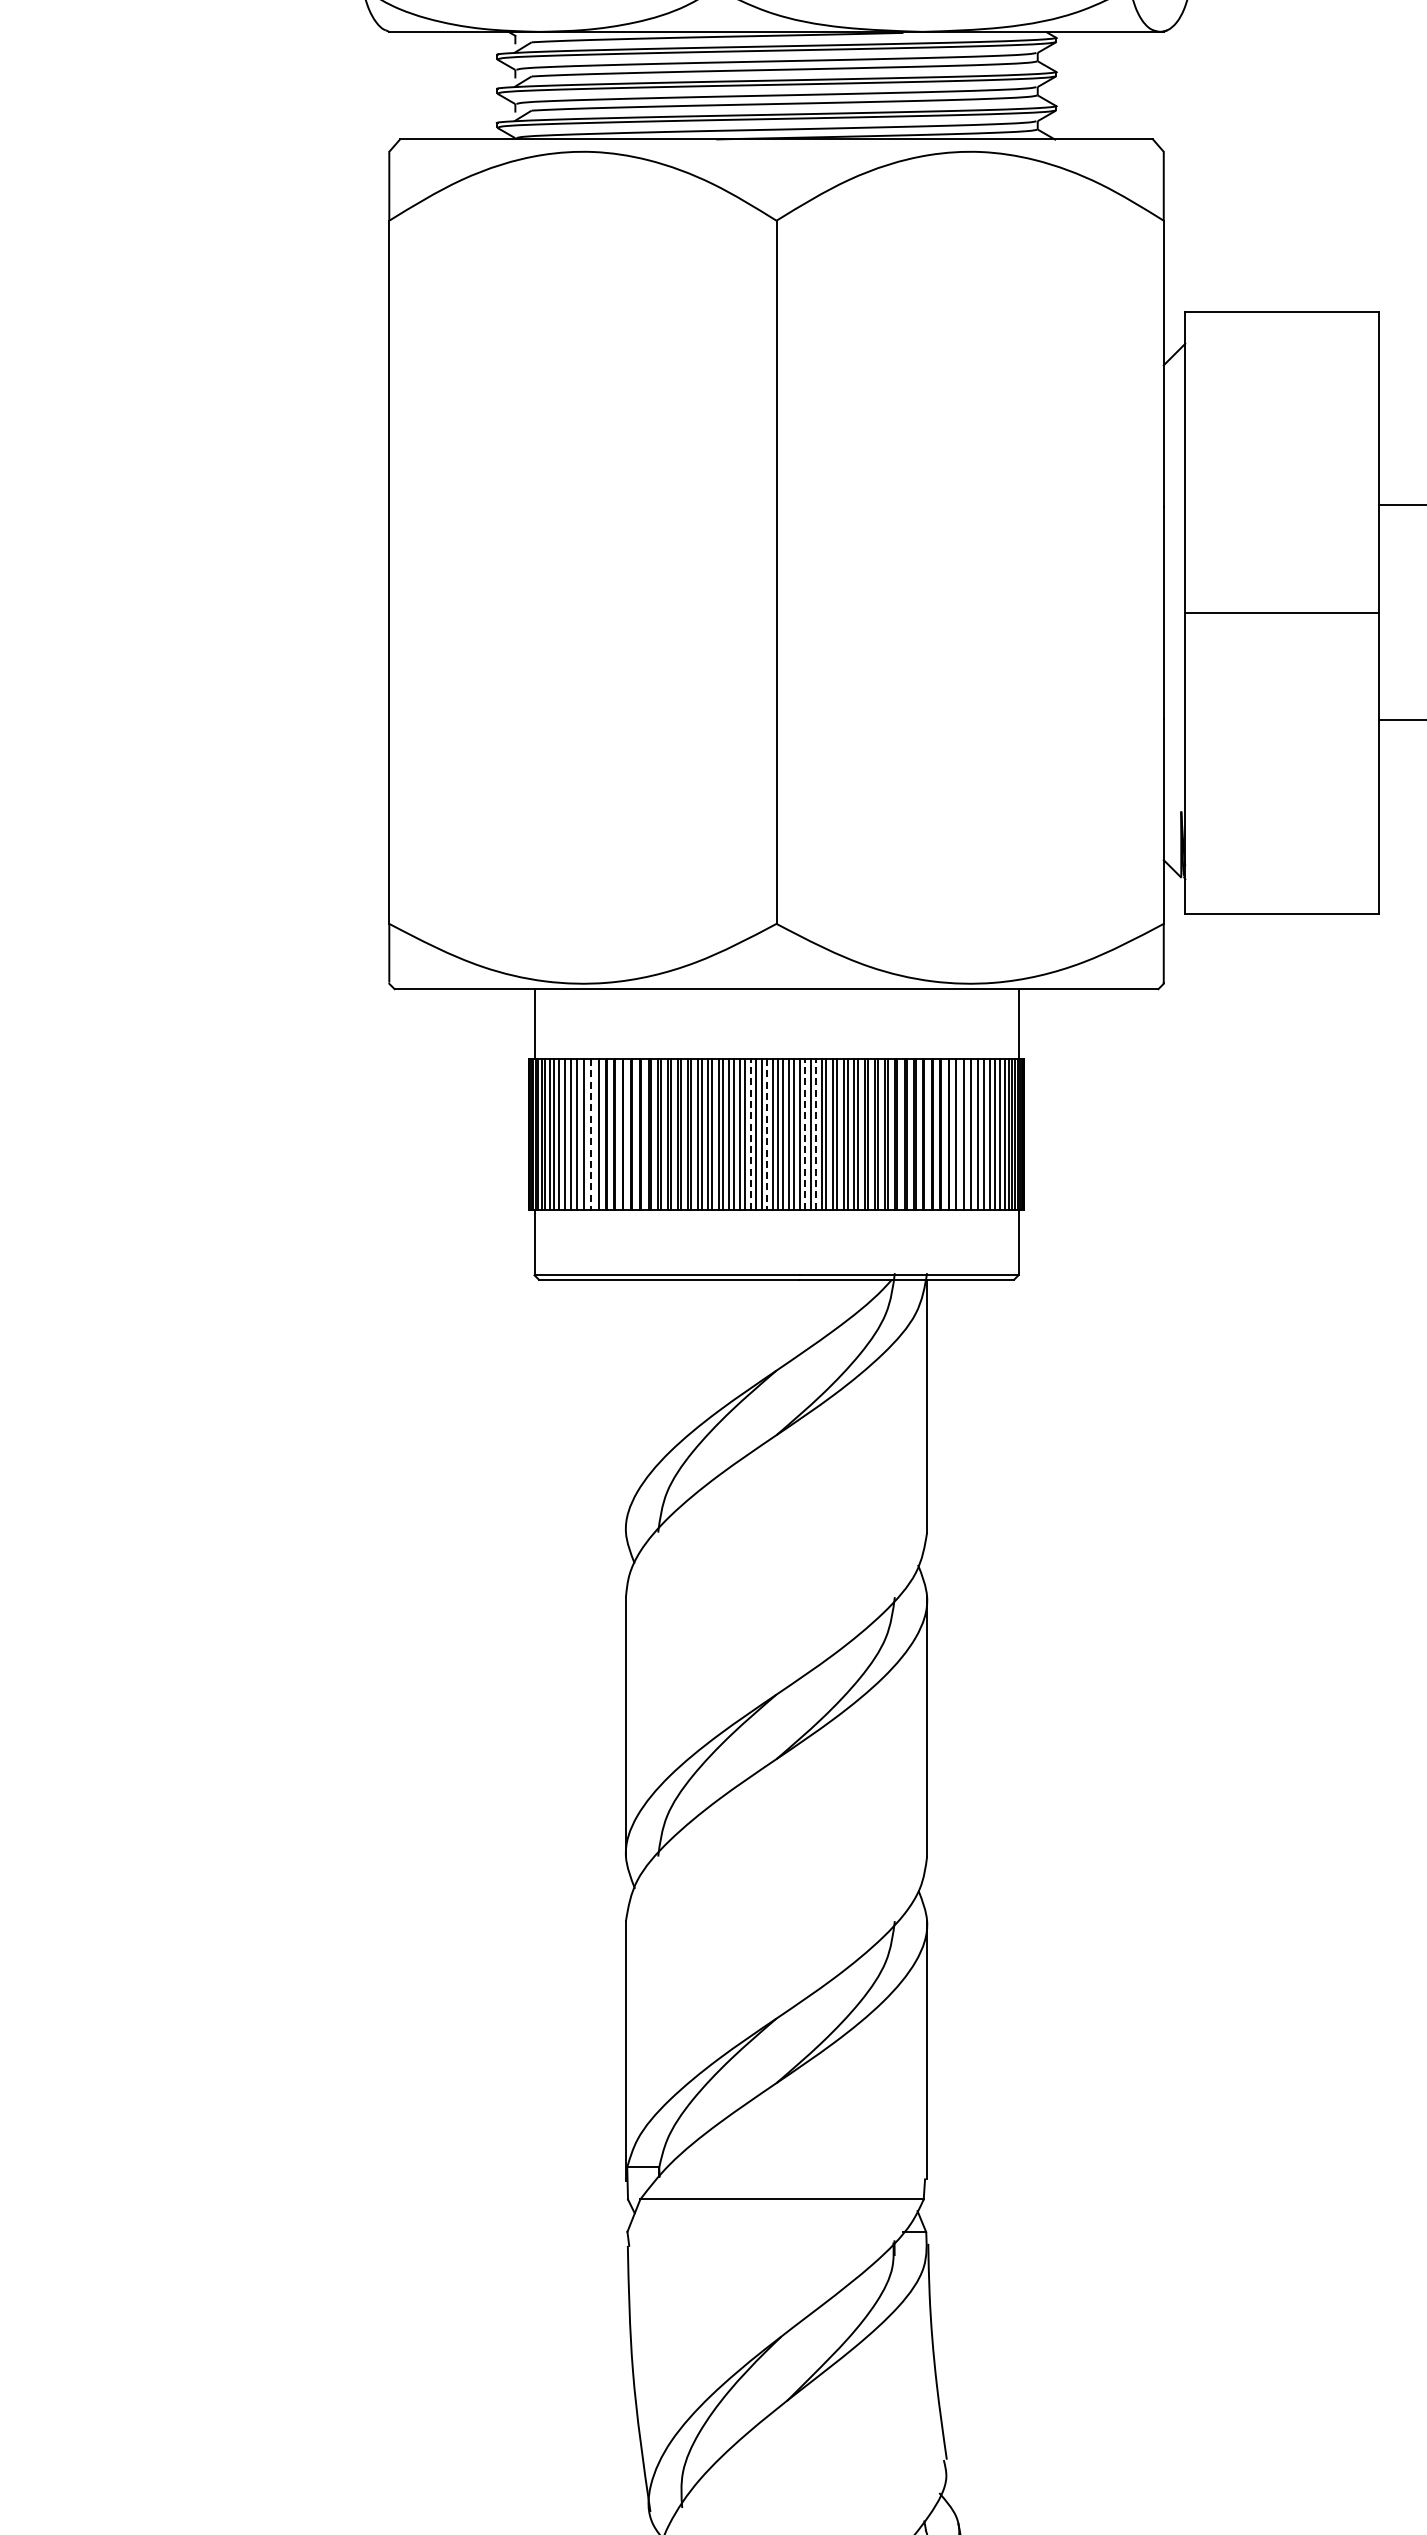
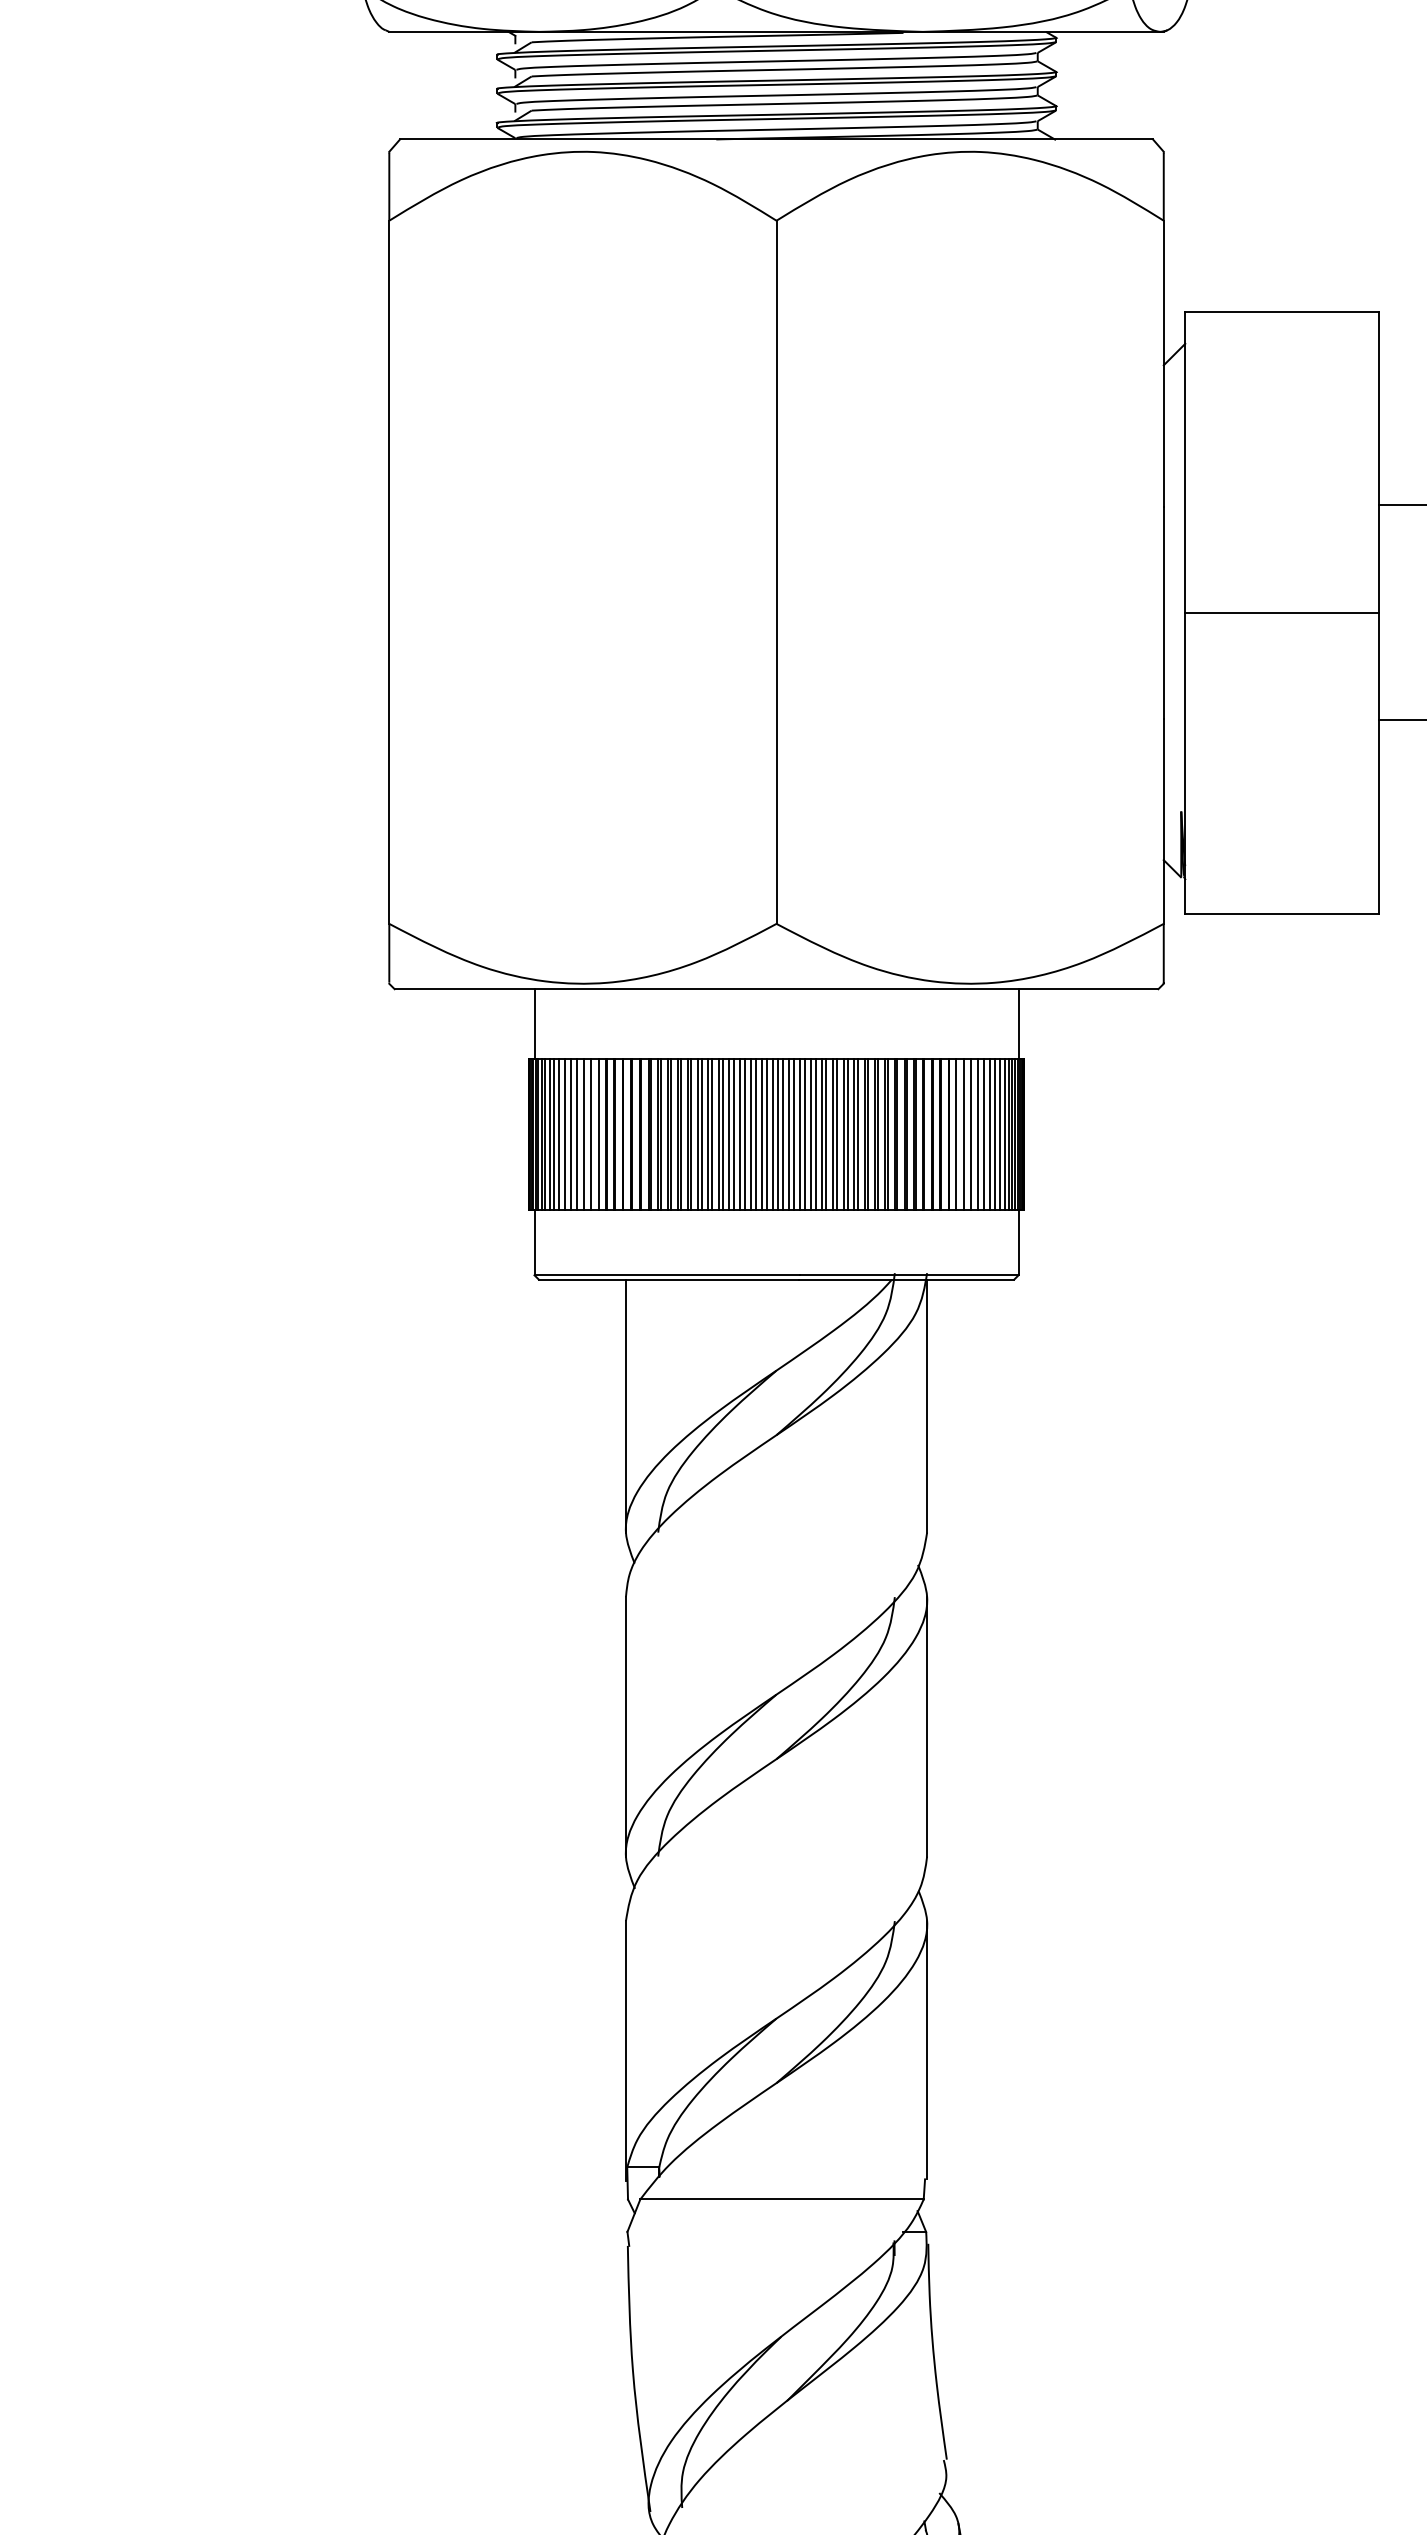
line: dashed -> solid (750, 1133)
line: dashed -> solid (805, 1133)
line: dashed -> solid (815, 1133)
line: dashed -> solid (591, 1134)
line: dashed -> solid (766, 1134)
line: none -> present (625, 1405)
